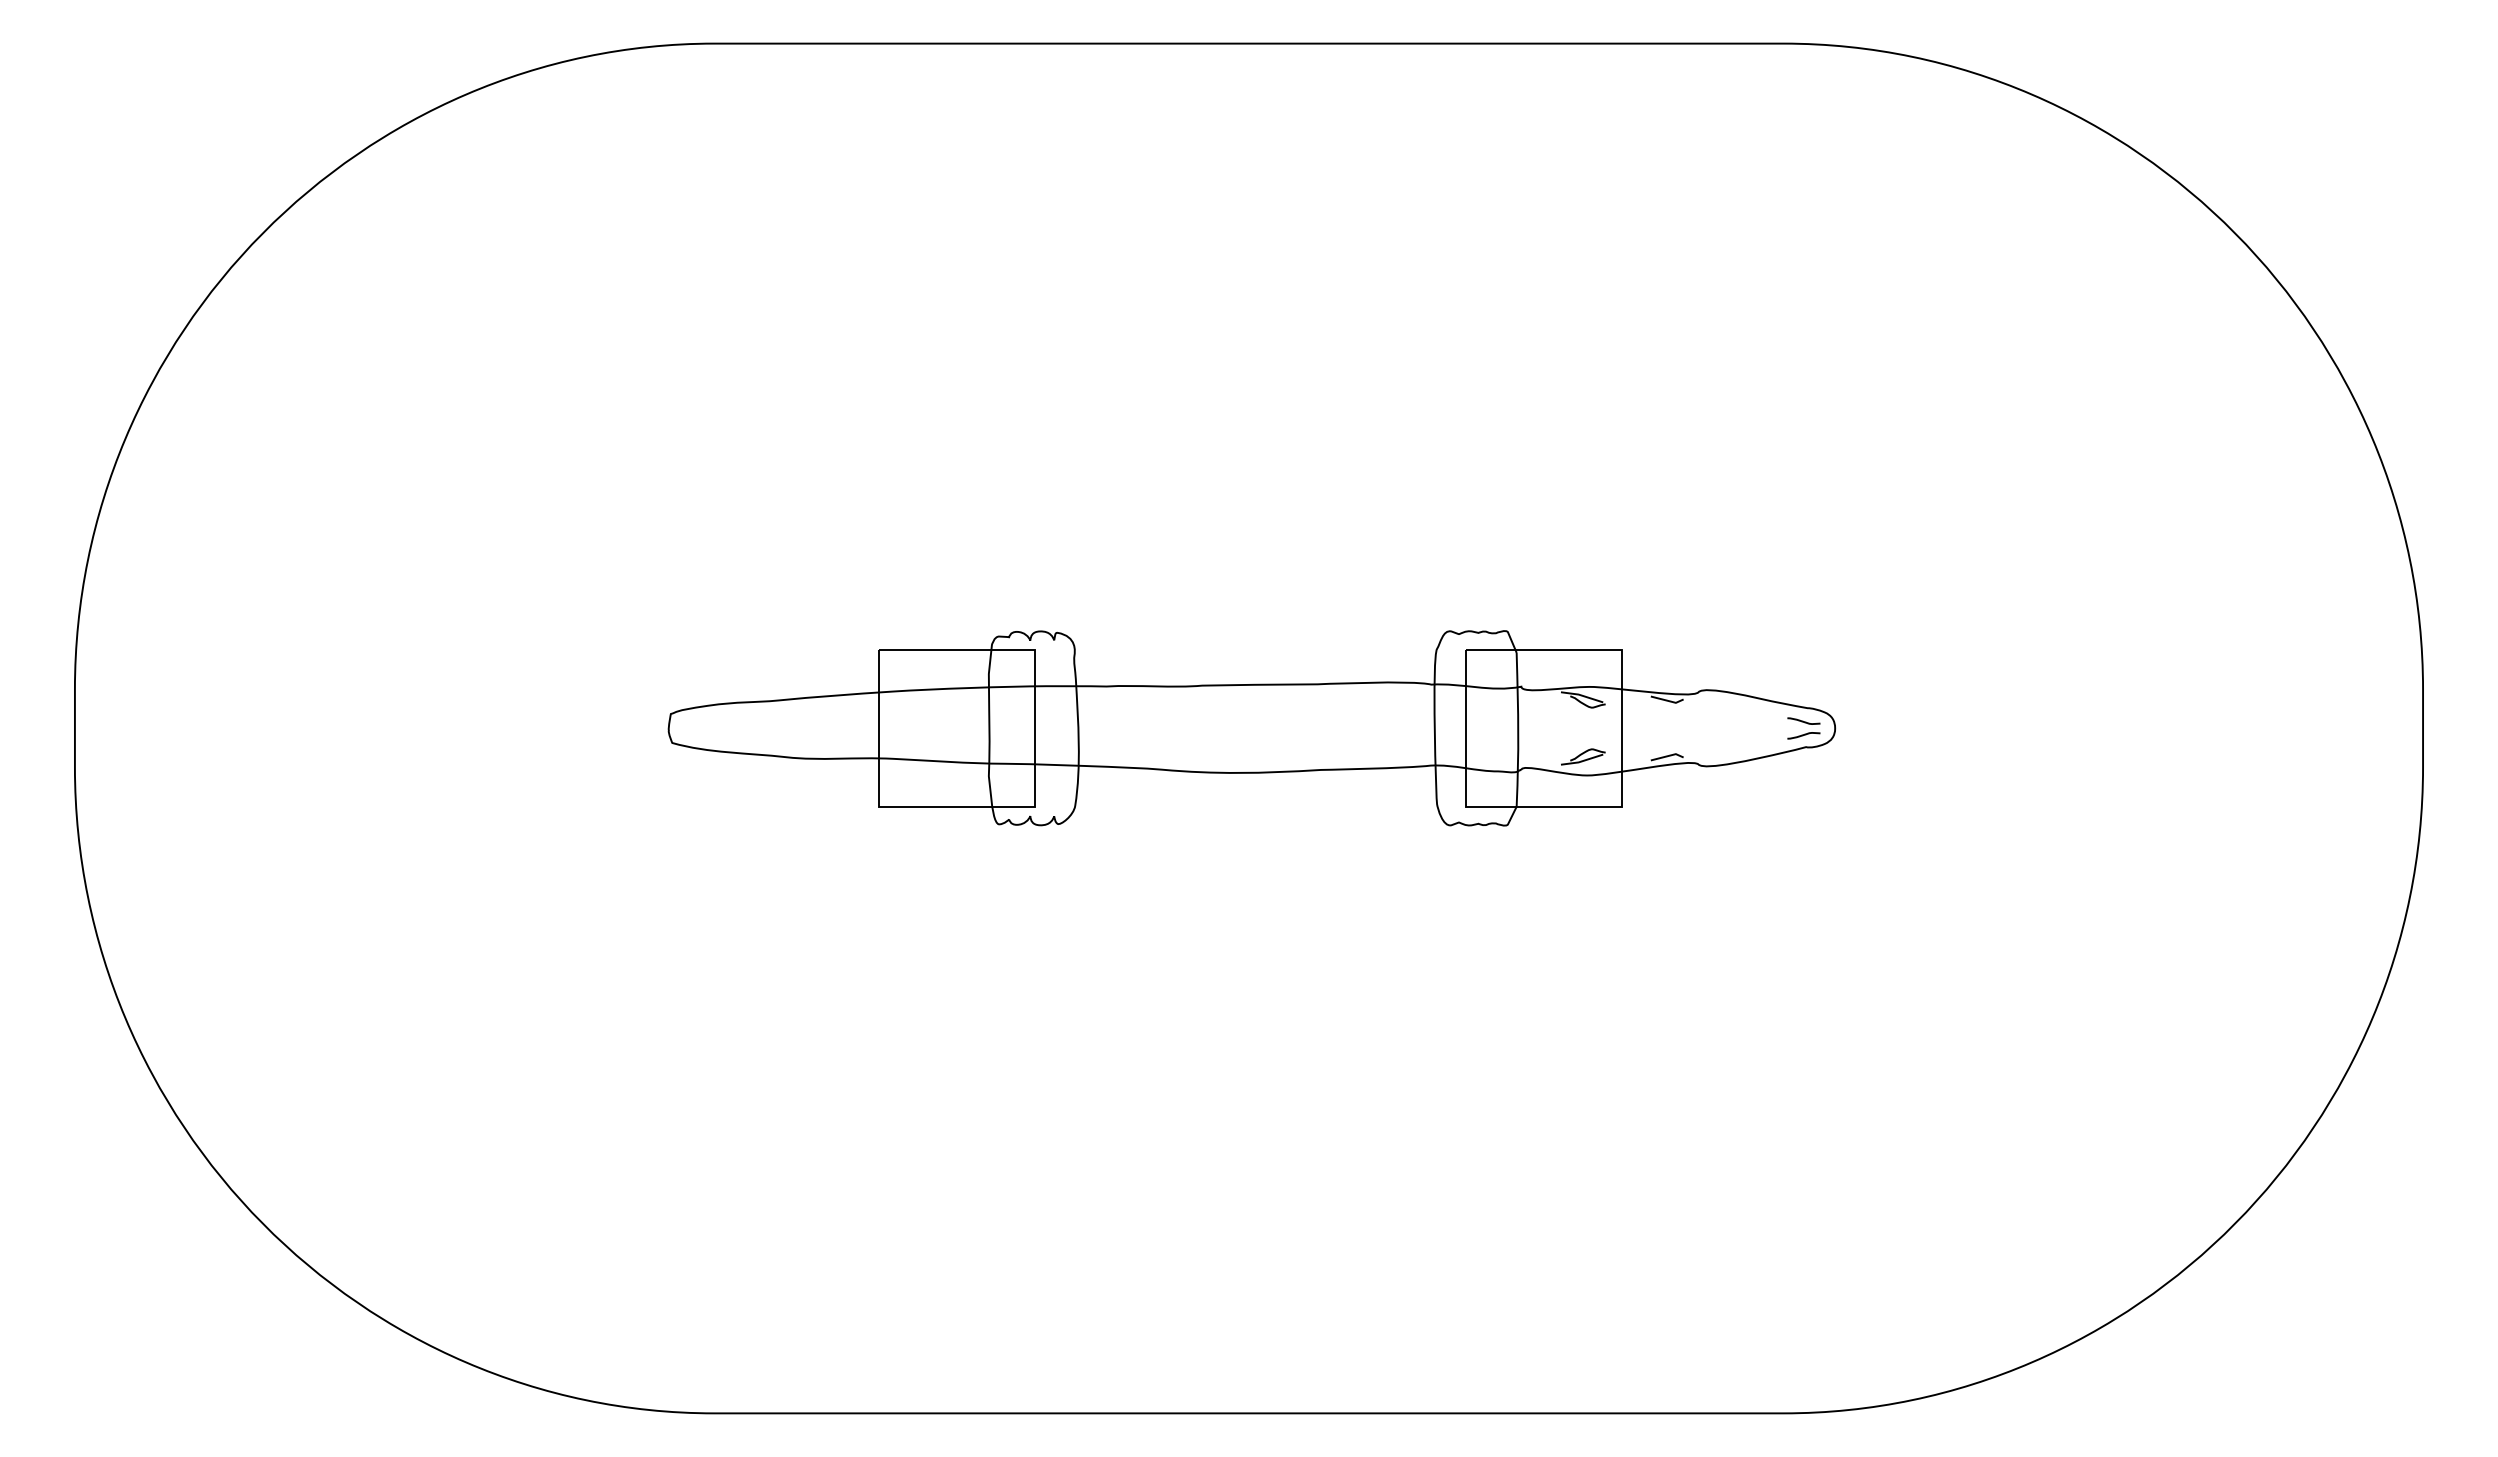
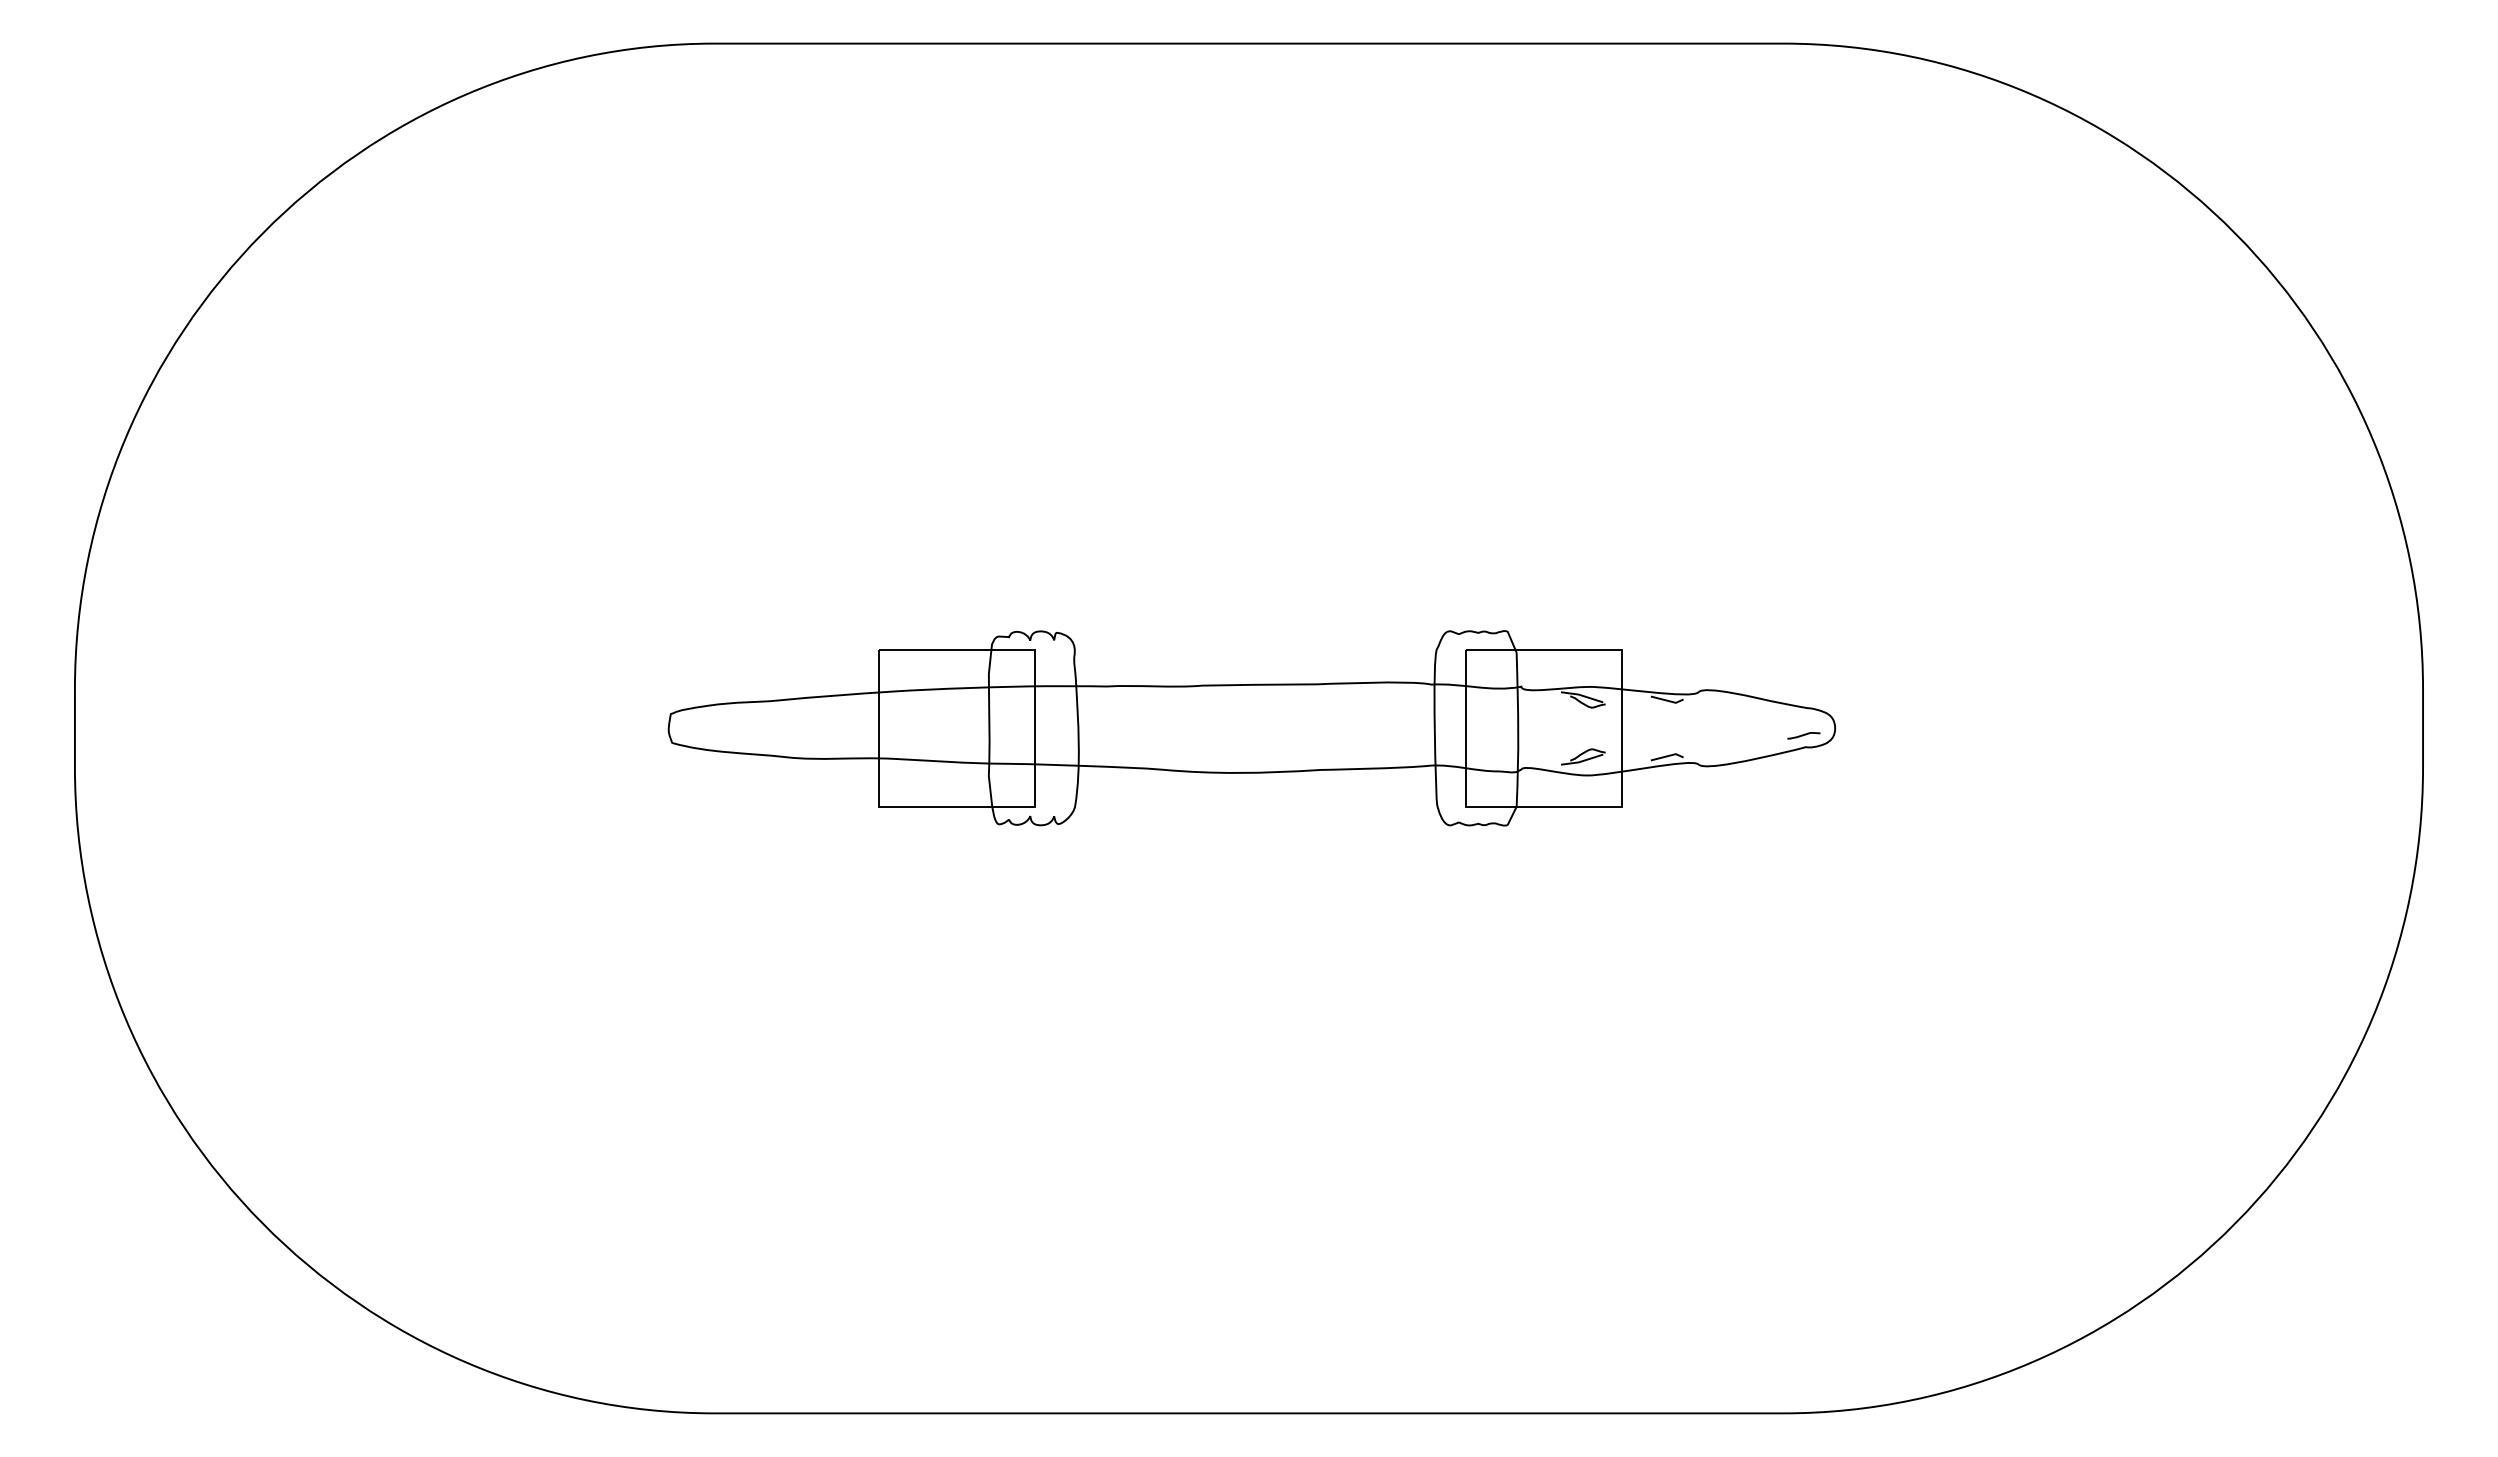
curve: present -> none (1803, 720)
